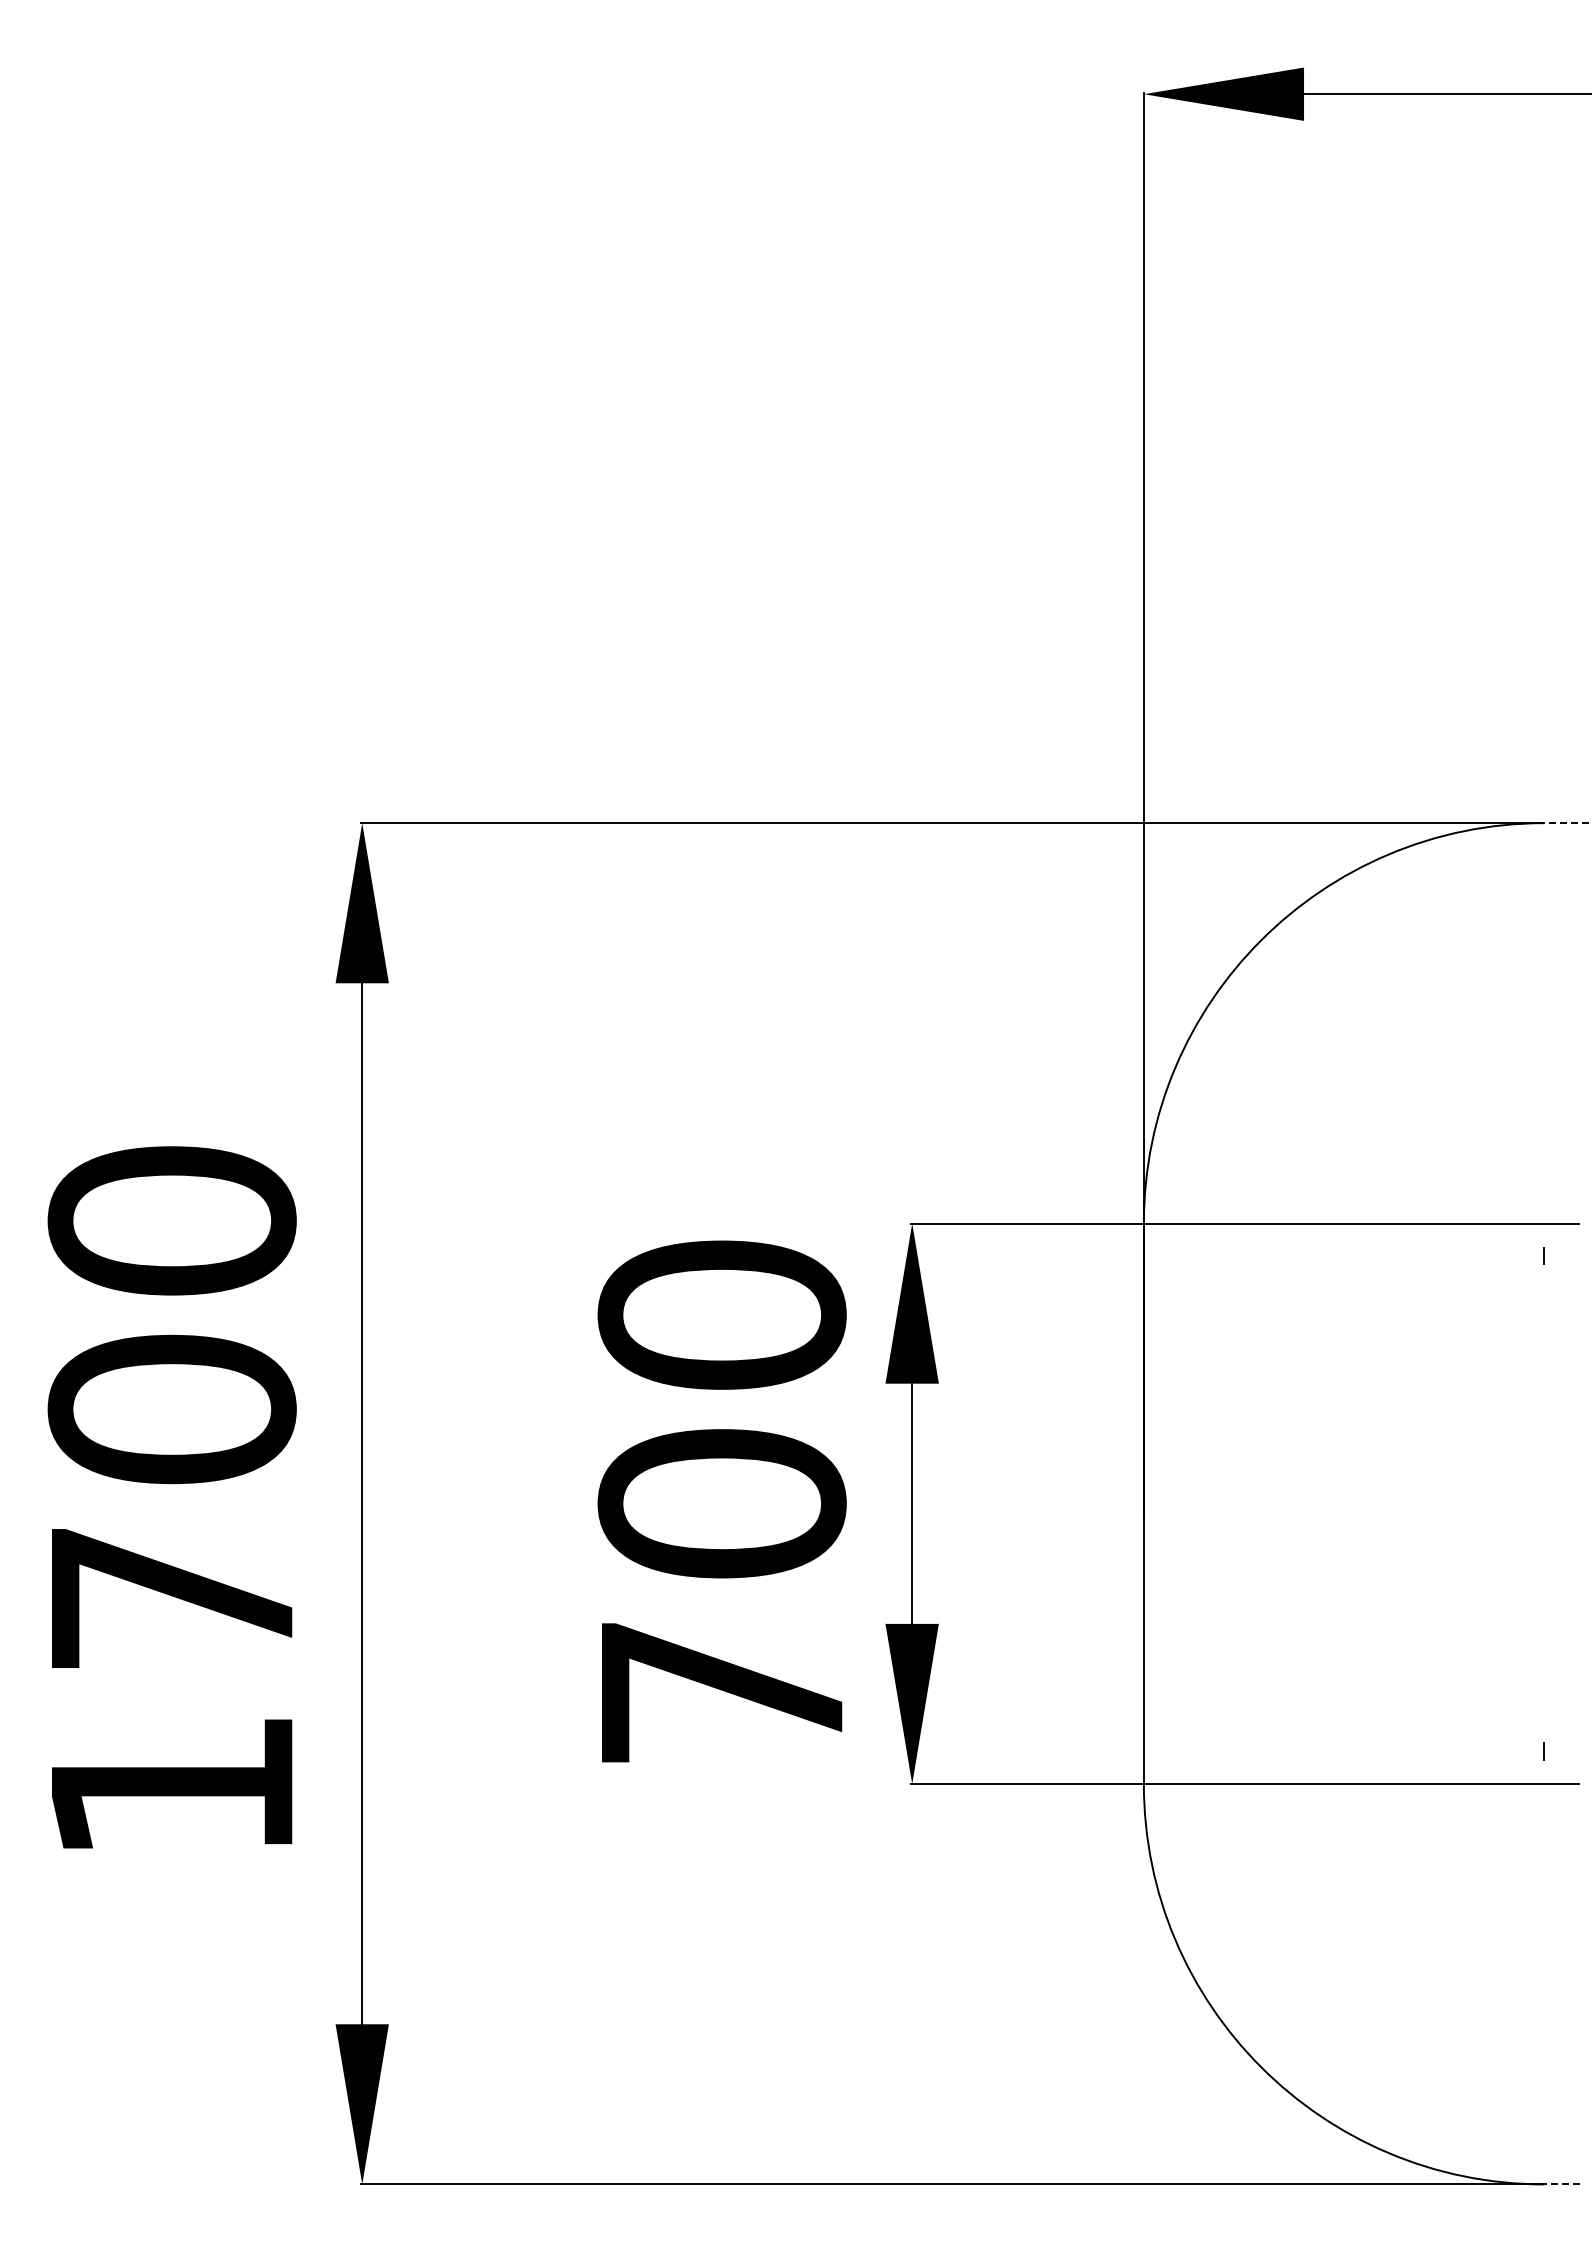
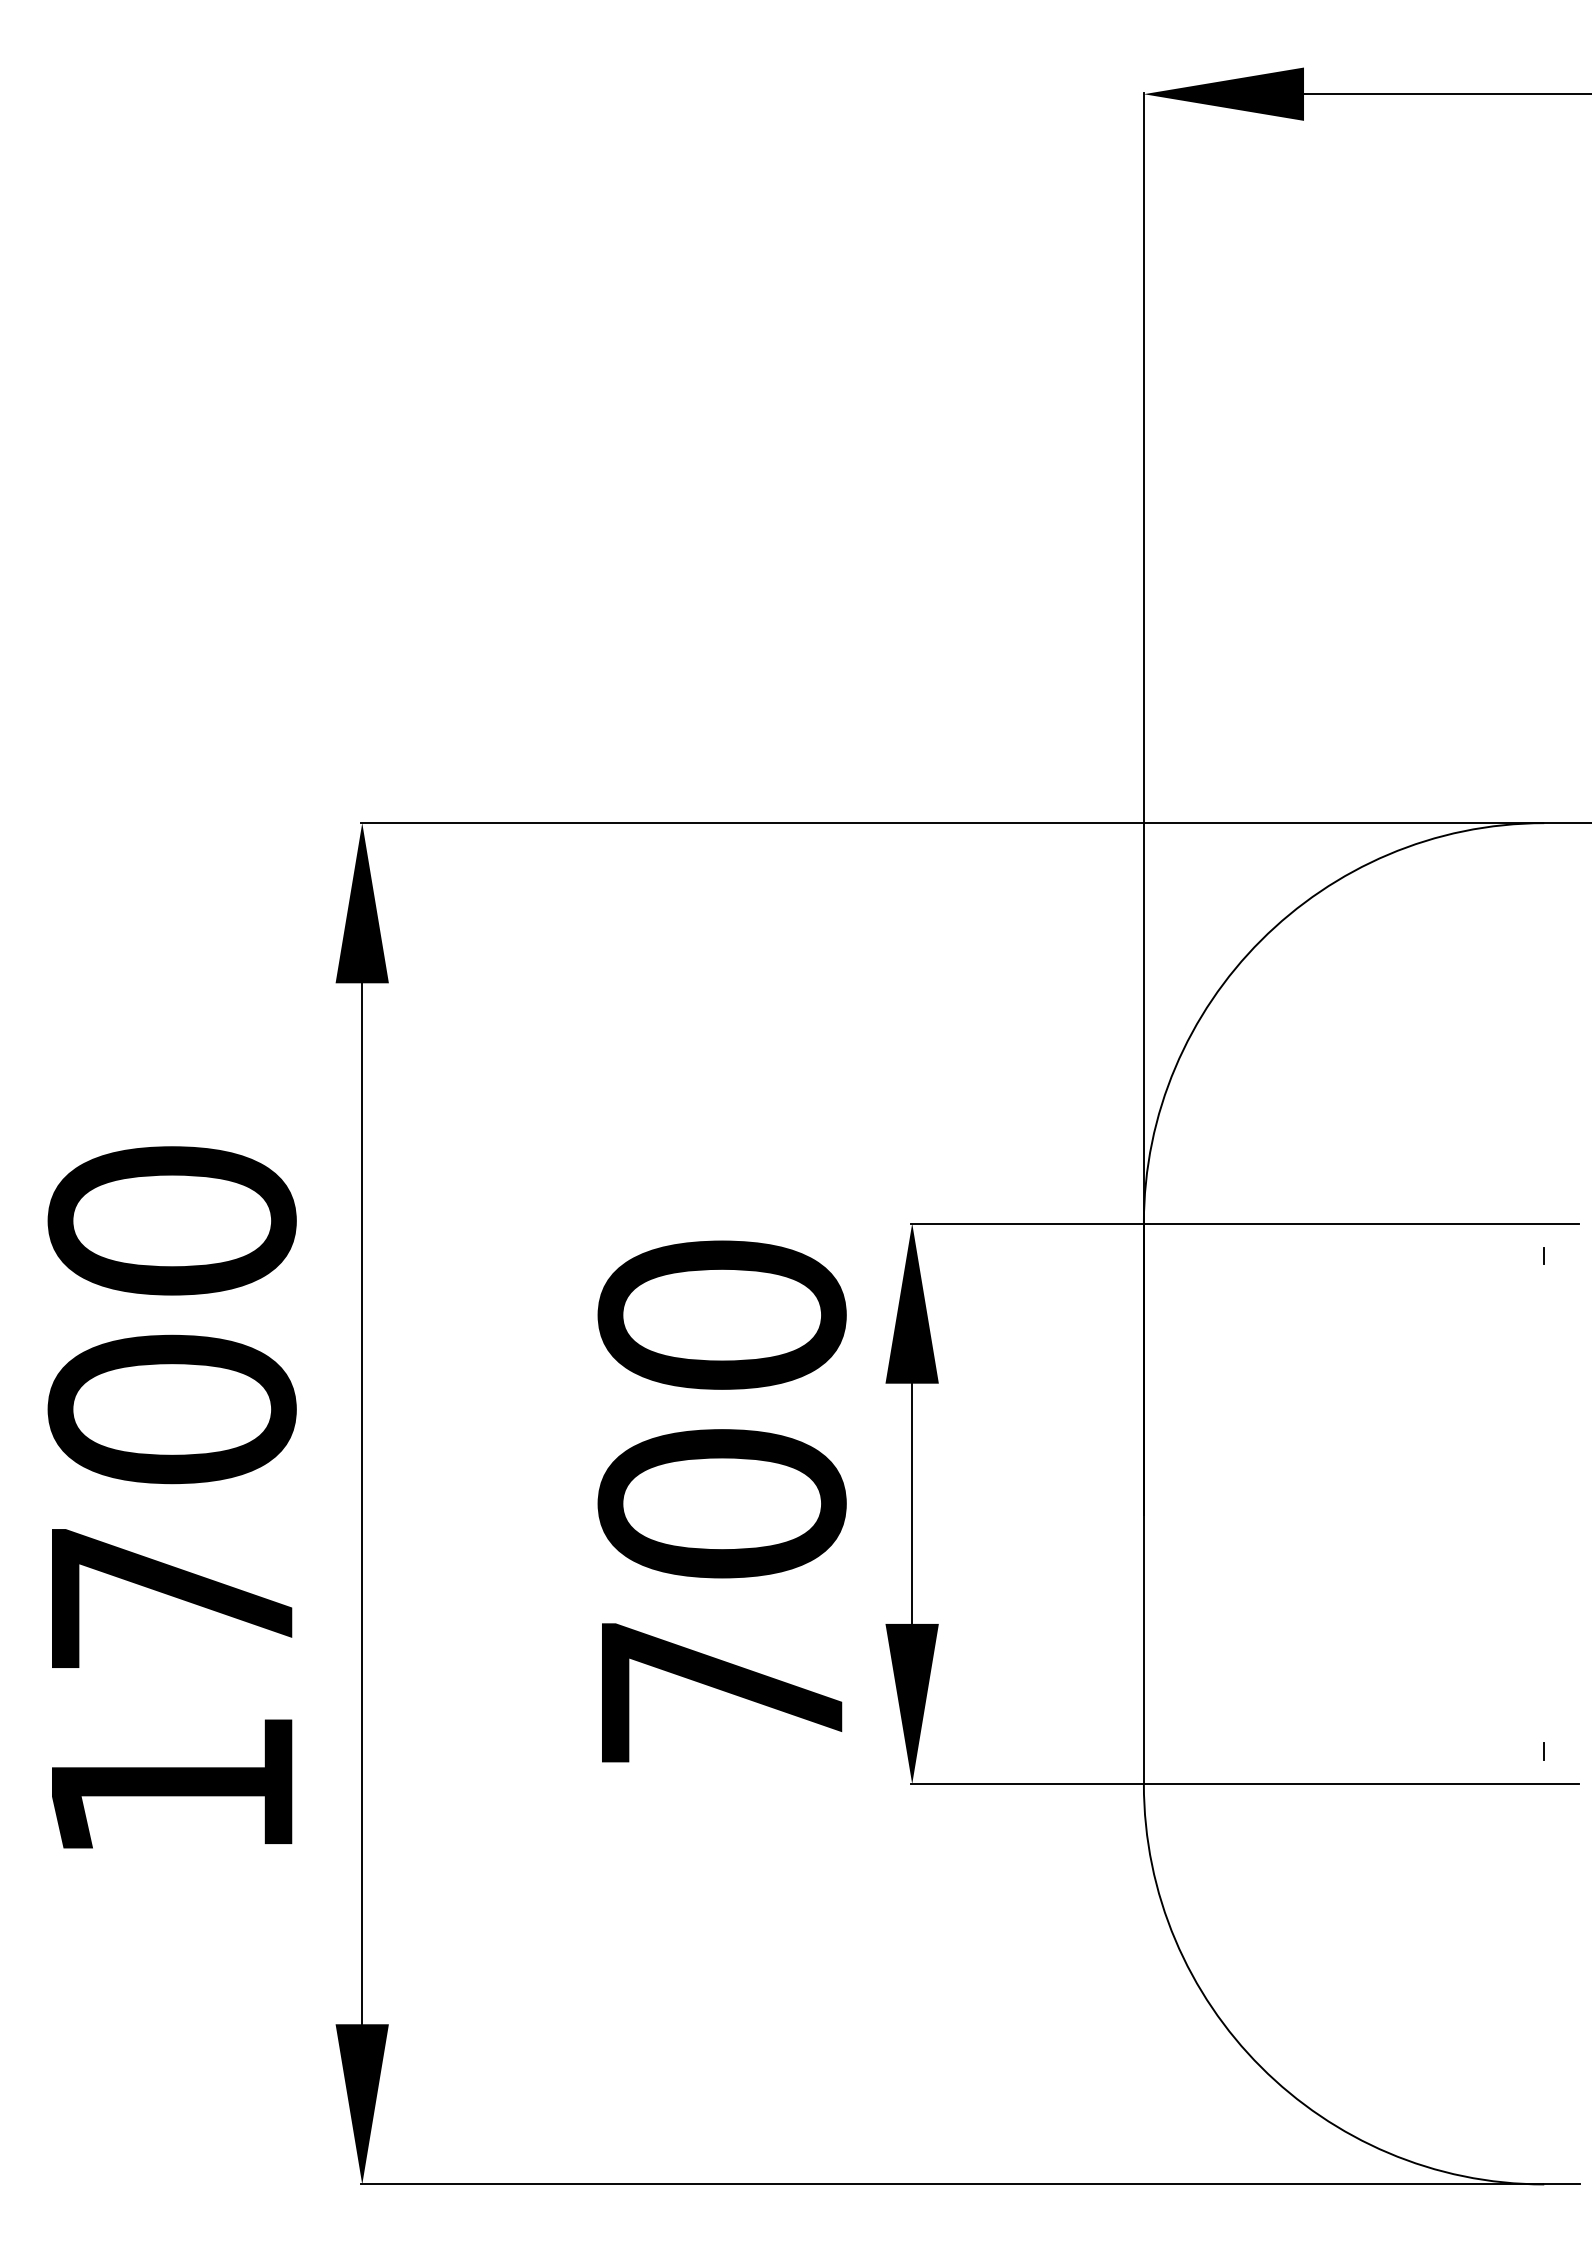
line: dashed -> solid (1567, 823)
line: dashed -> solid (1562, 2184)
